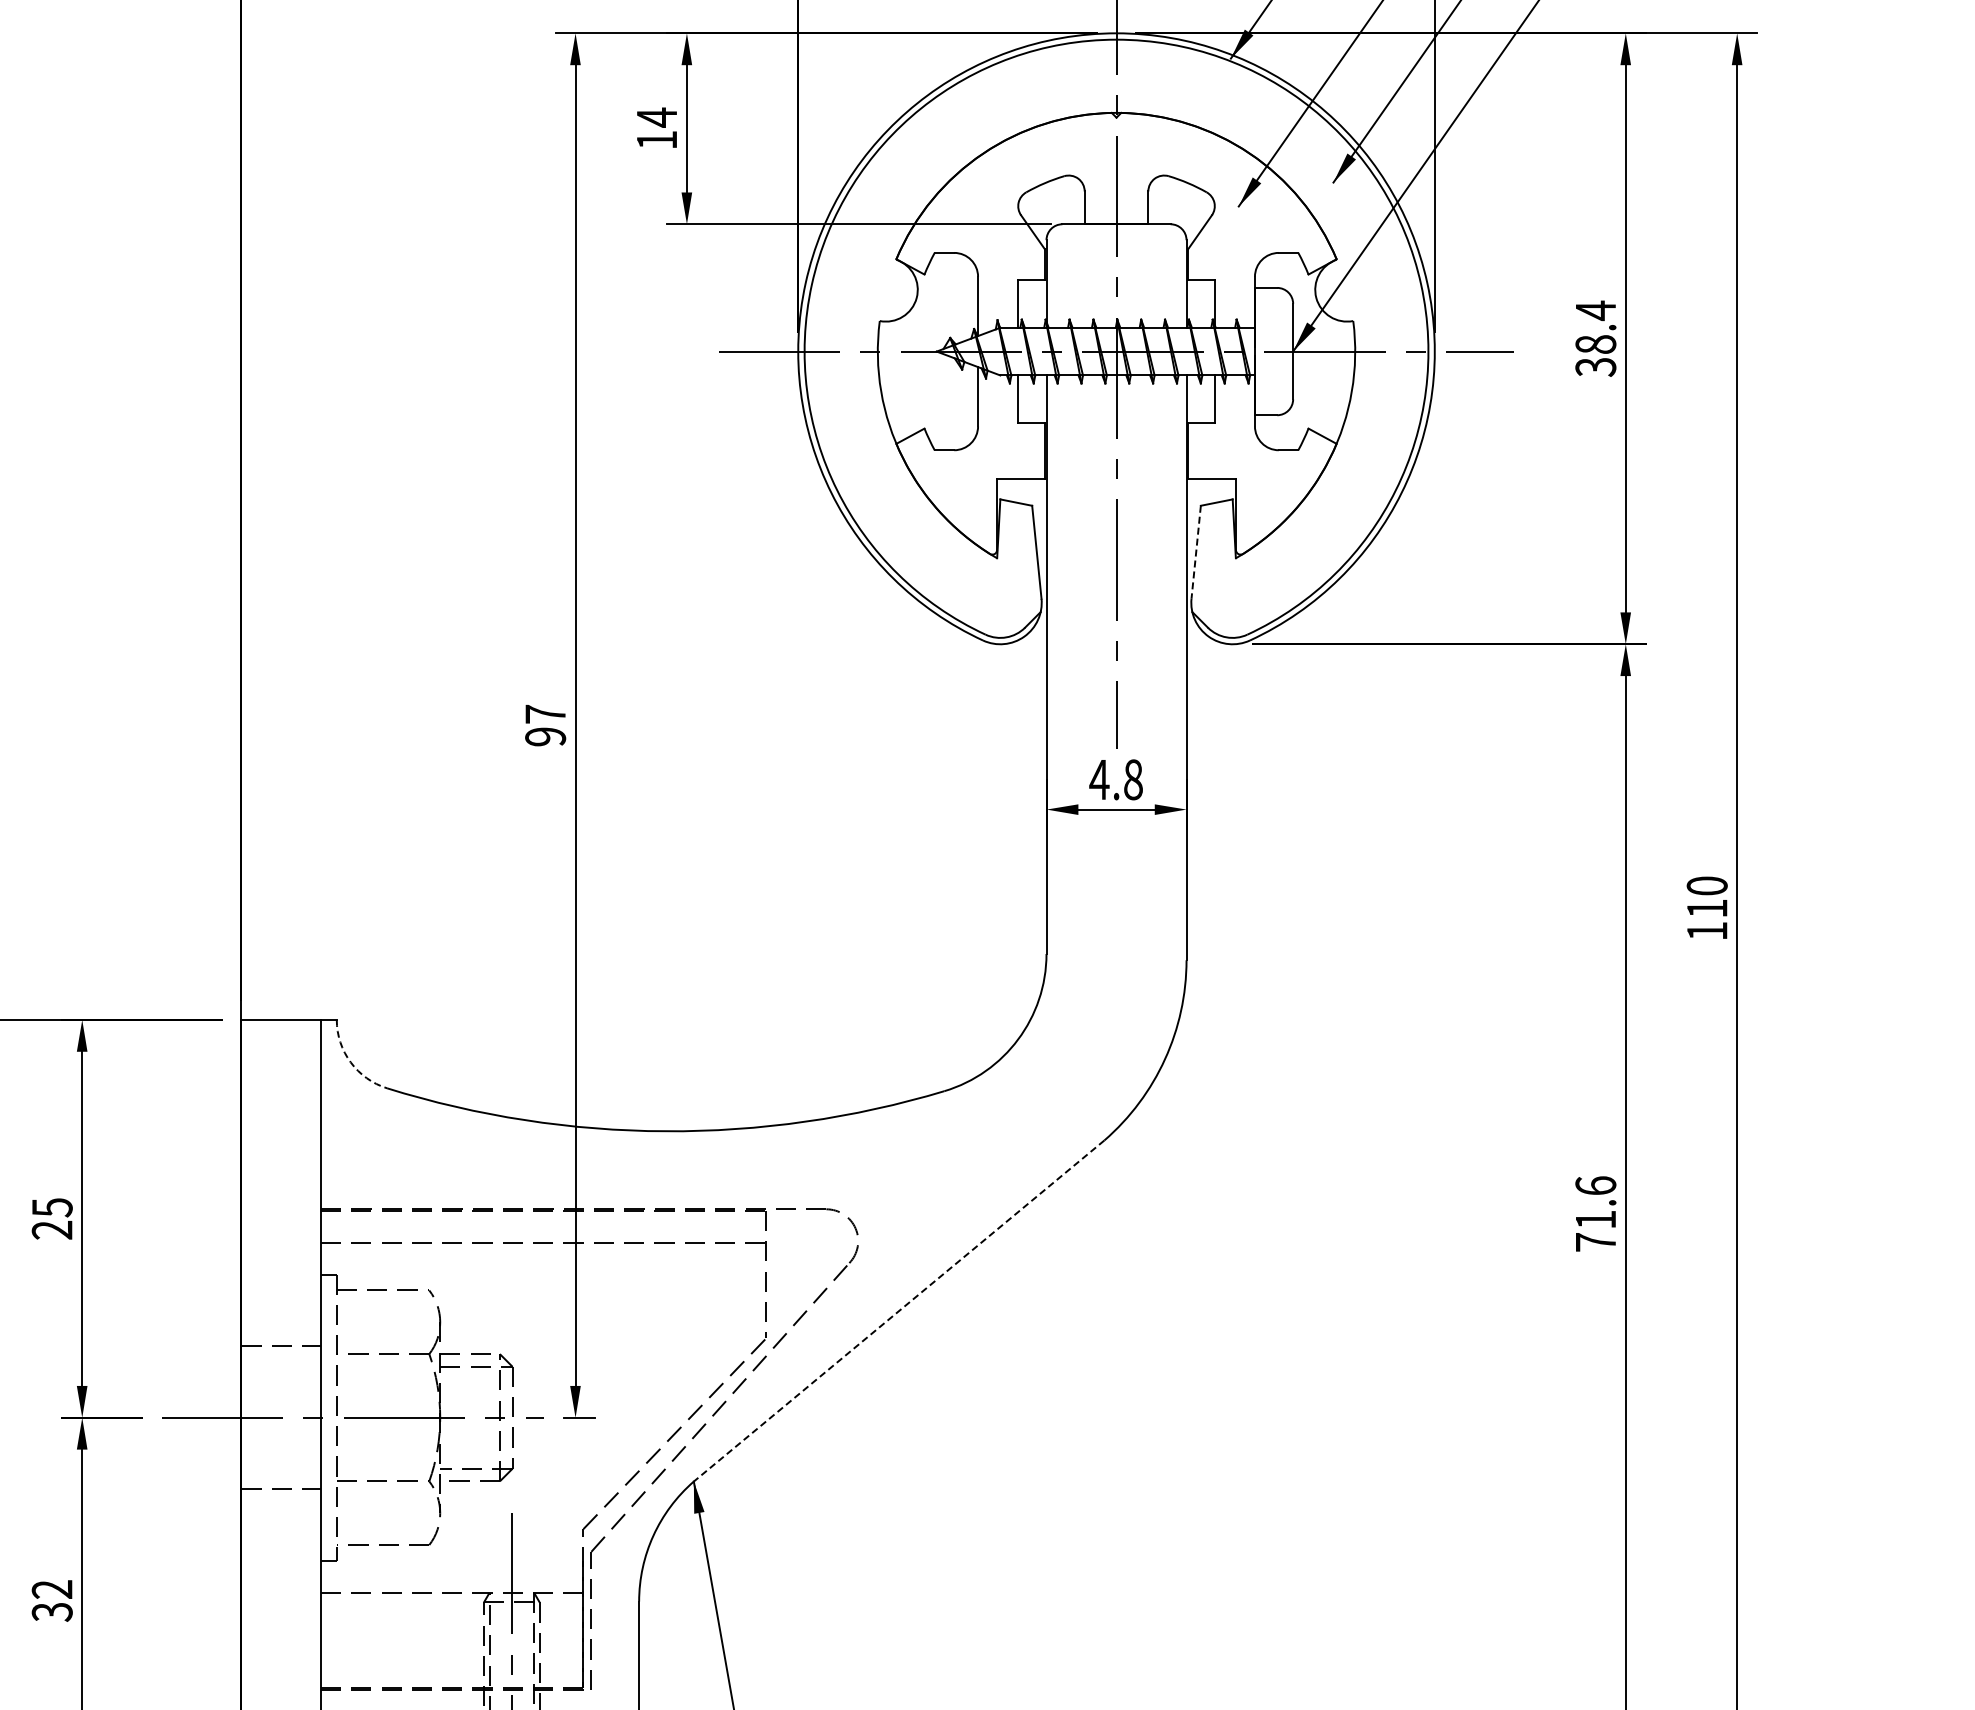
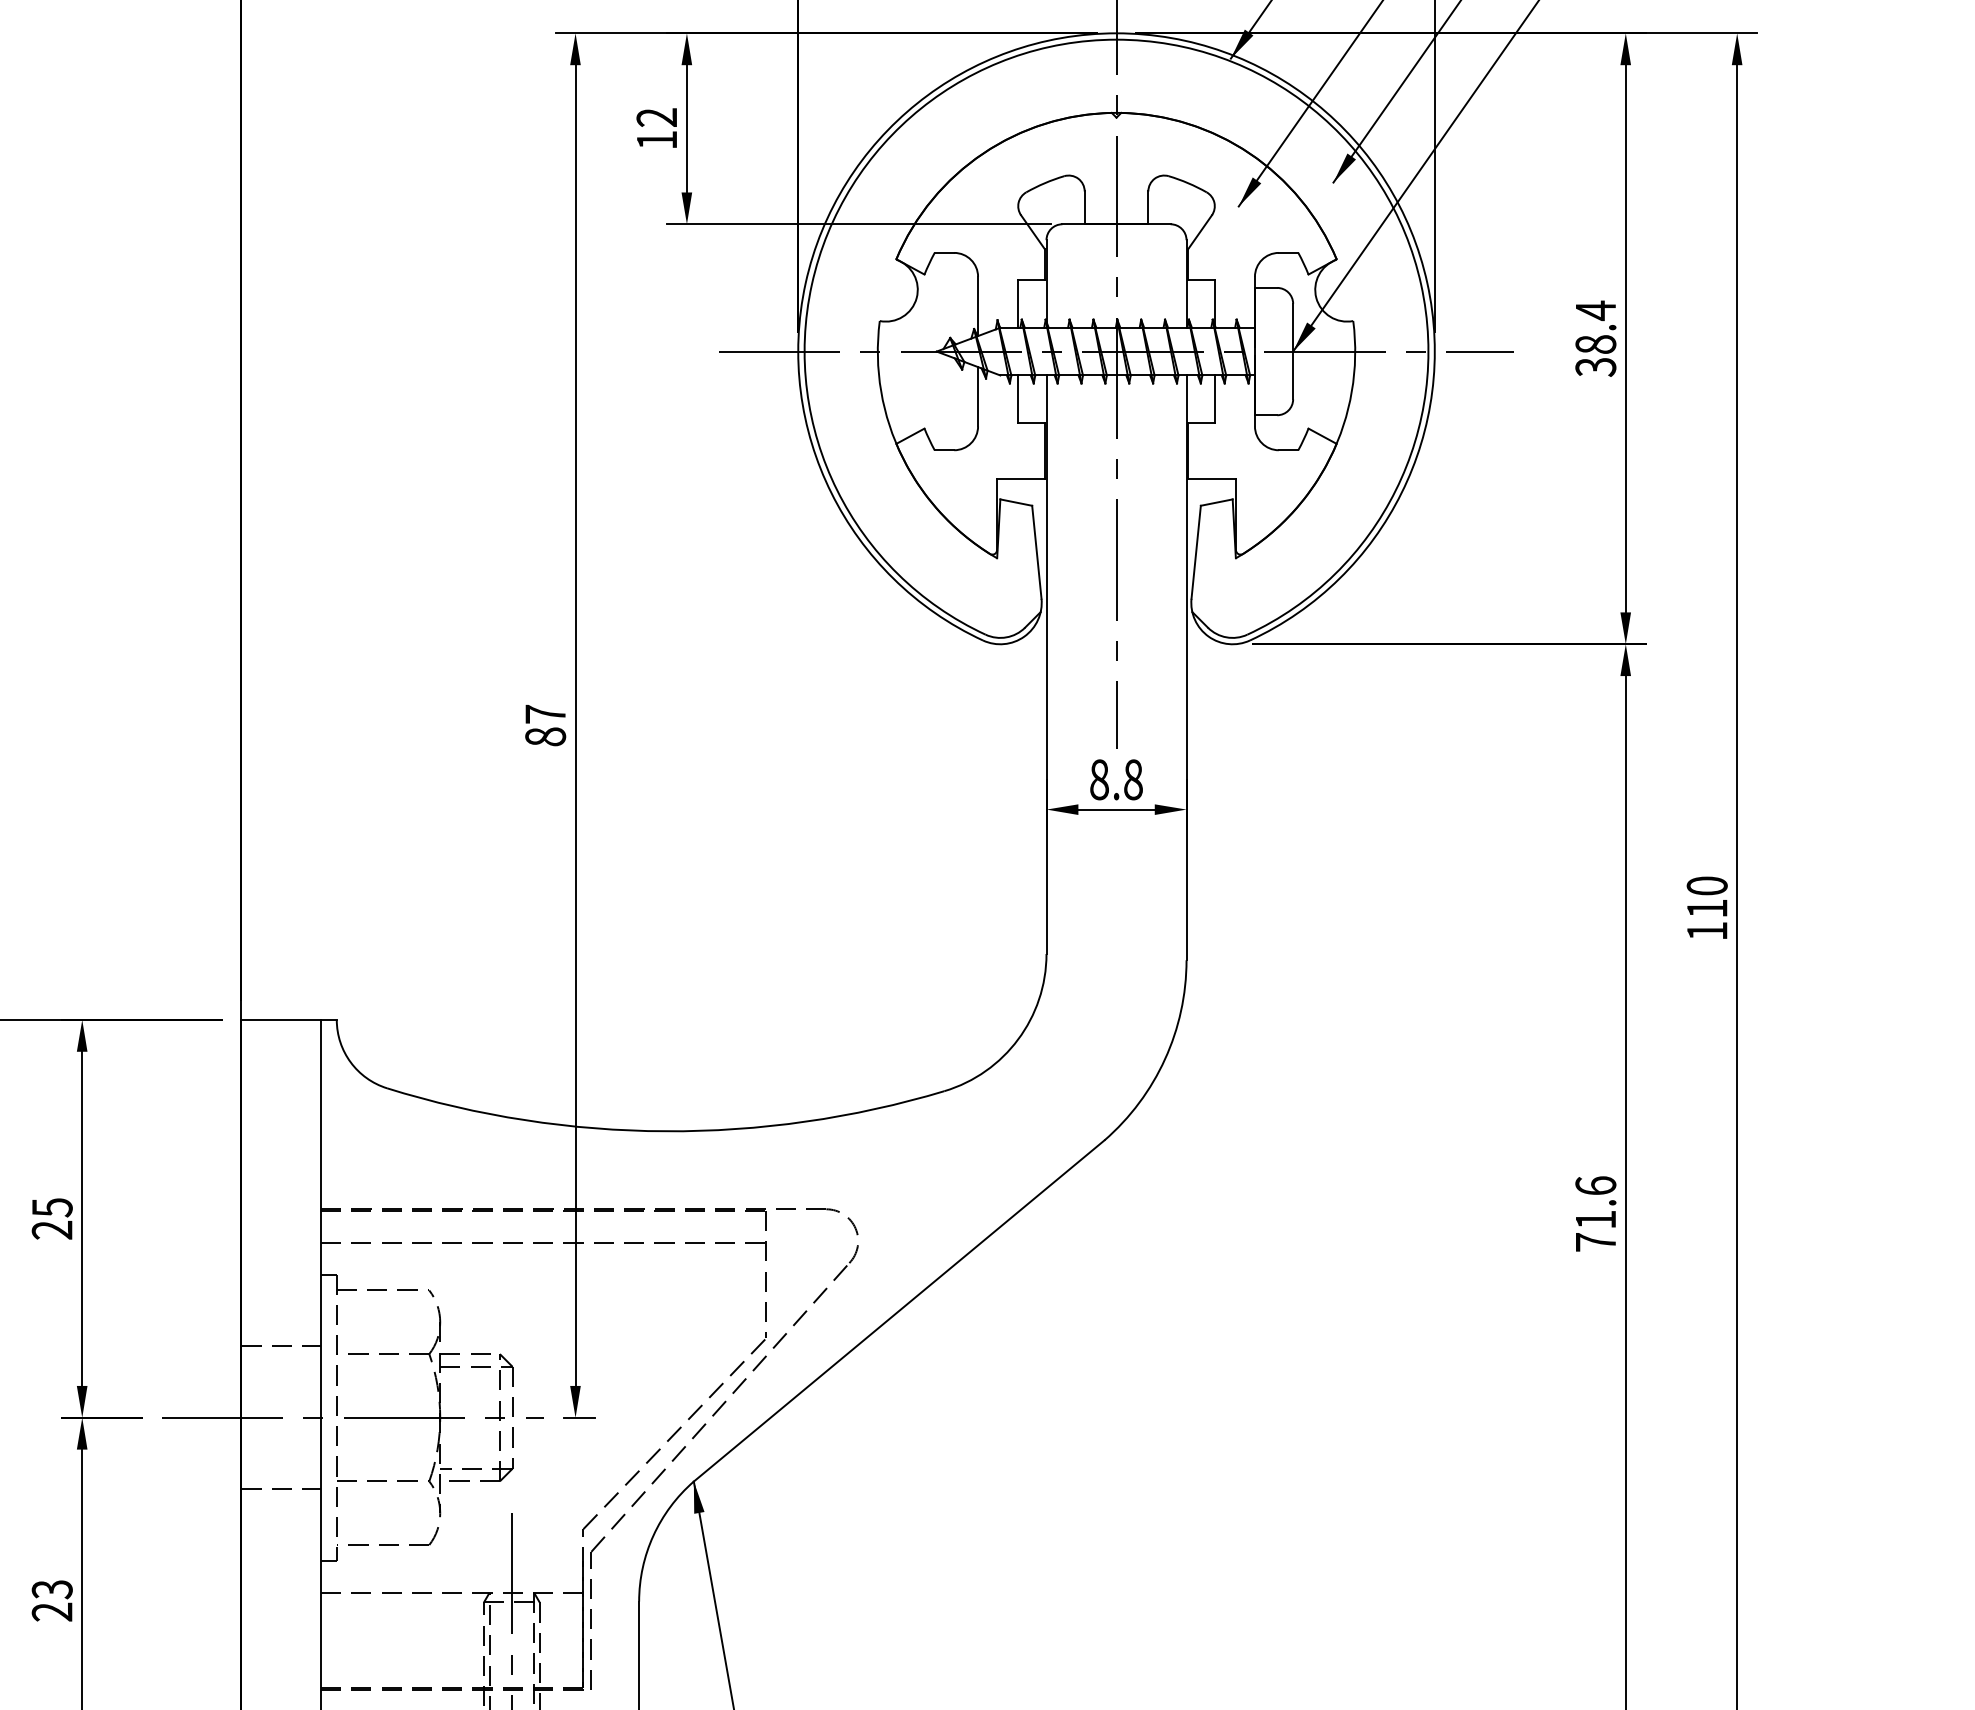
text: 14 -> 12 (656, 117)
line: dashed -> solid (1196, 552)
text: 97 -> 87 (545, 736)
text: 4.8 -> 8.8 (1099, 779)
arc: dashed -> solid (350, 1062)
line: dashed -> solid (899, 1310)
text: 32 -> 23 (52, 1600)
